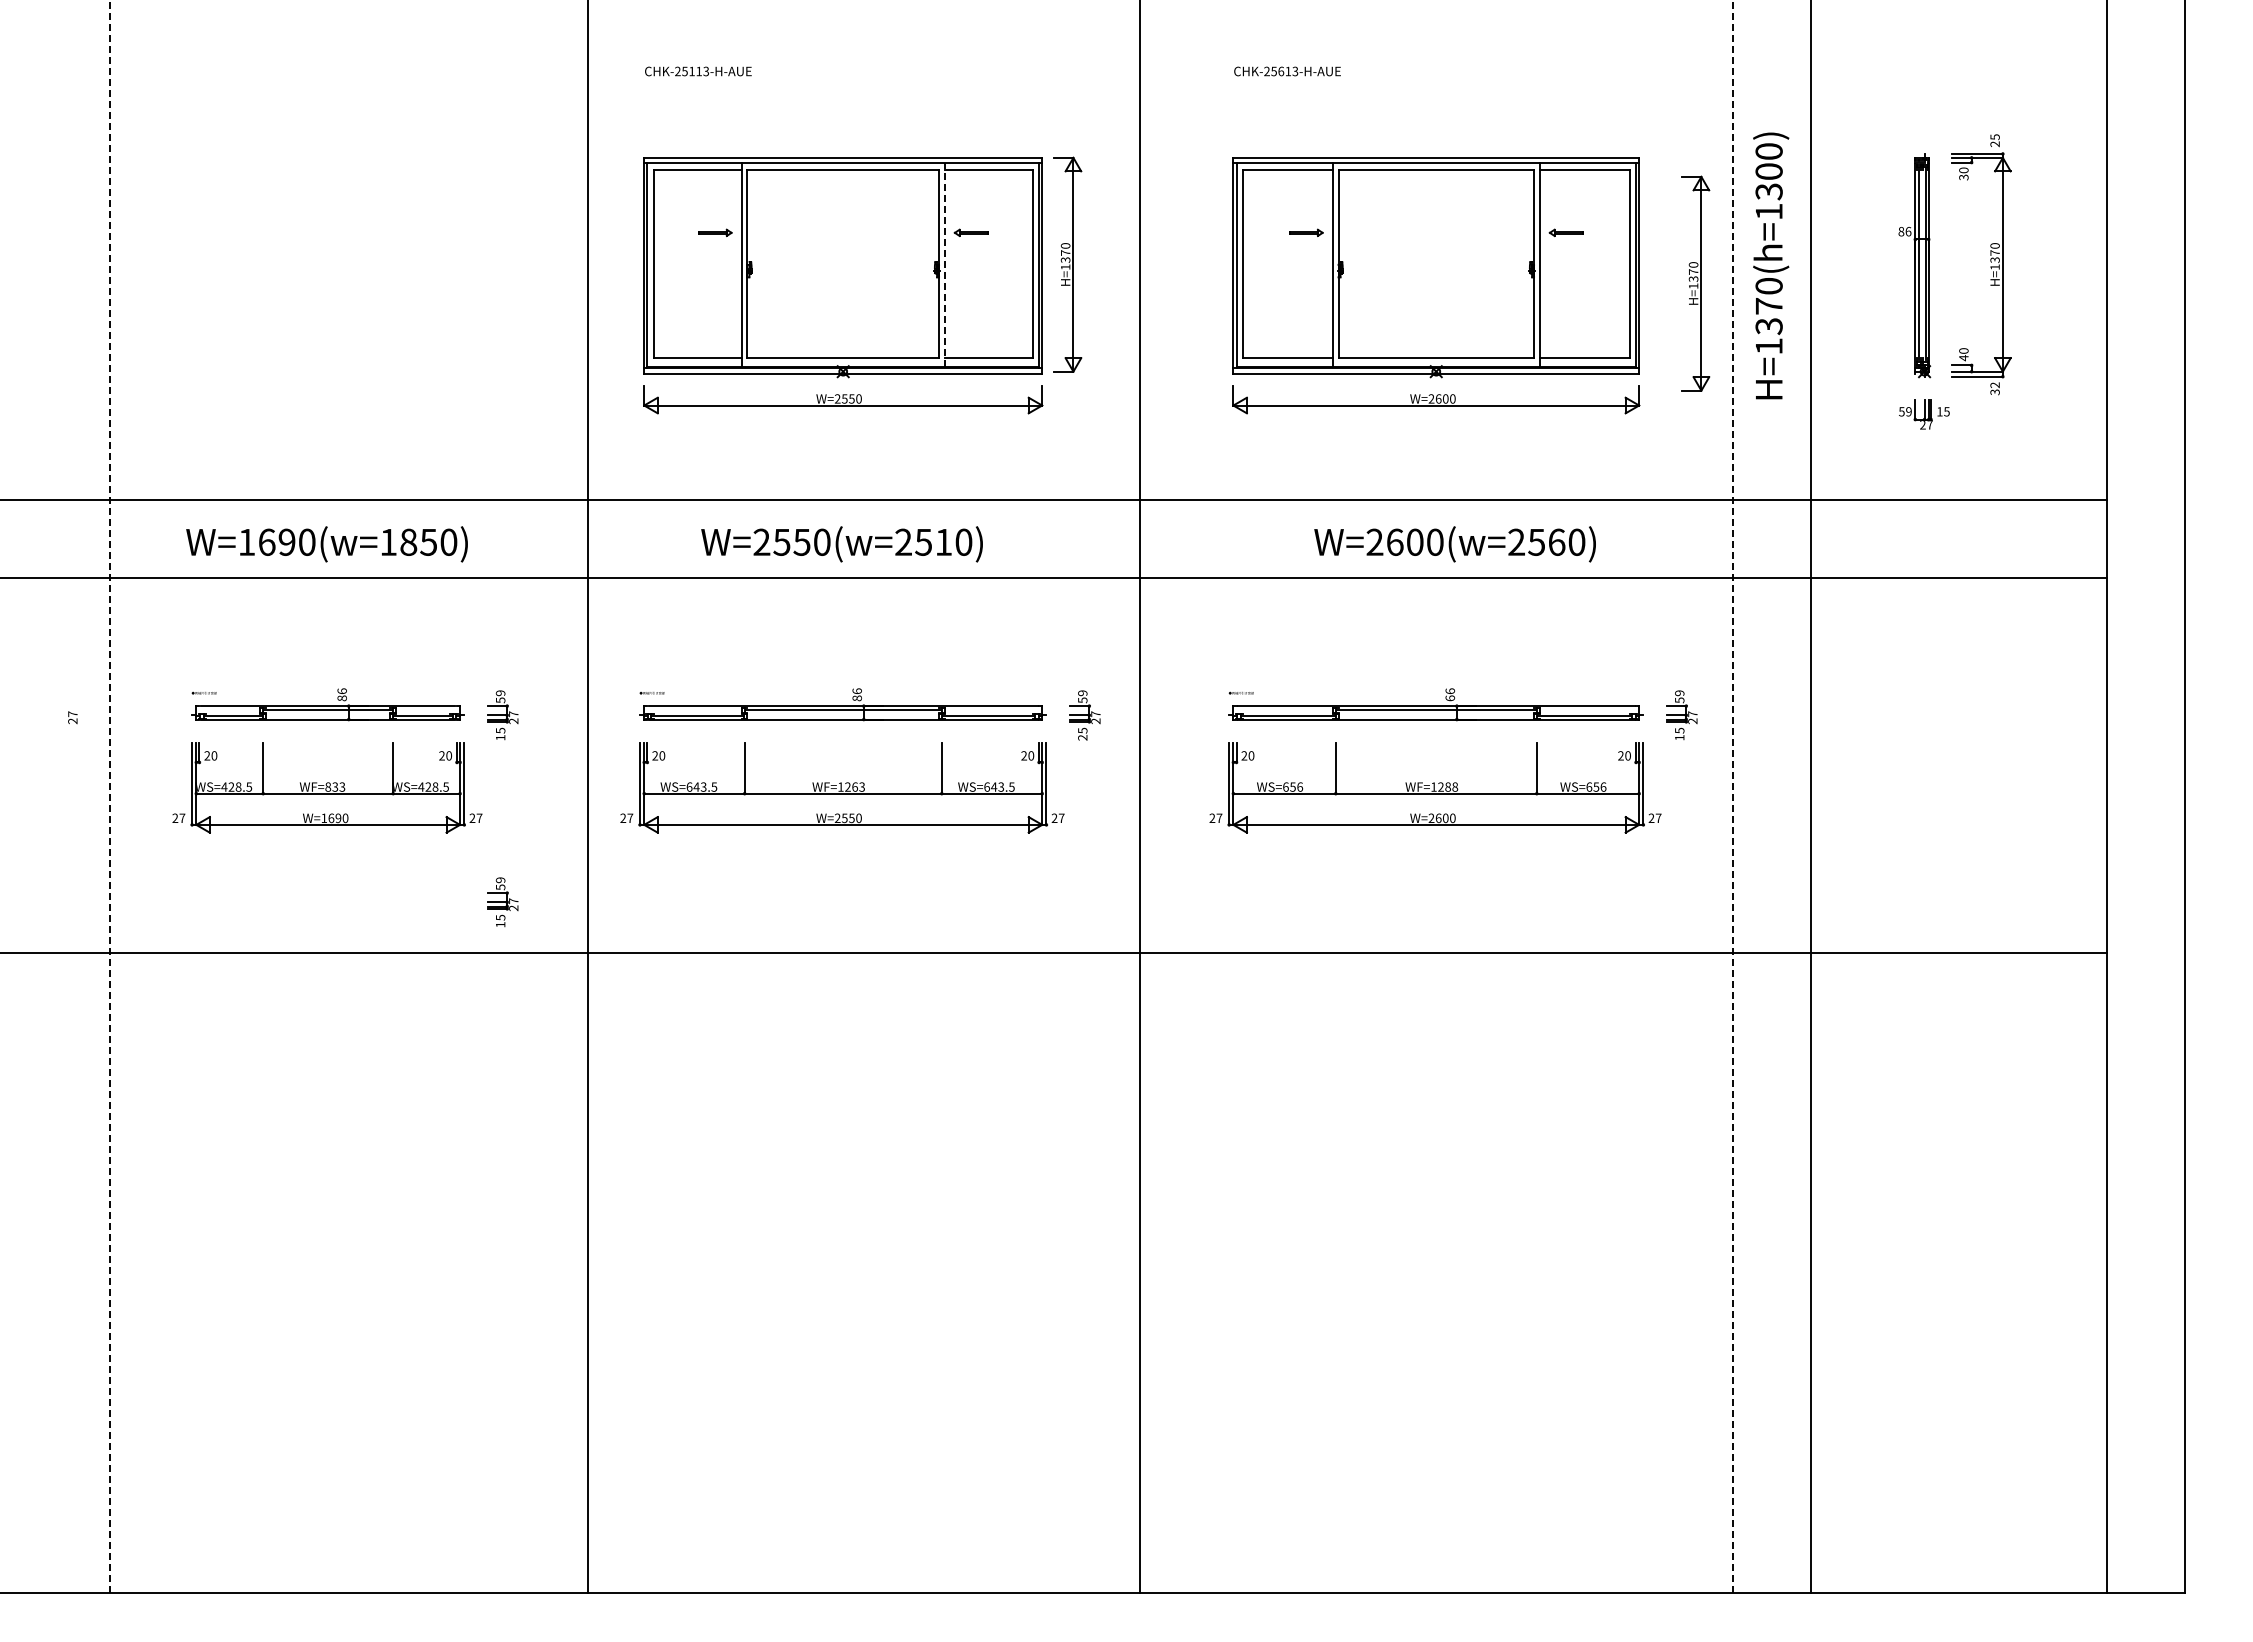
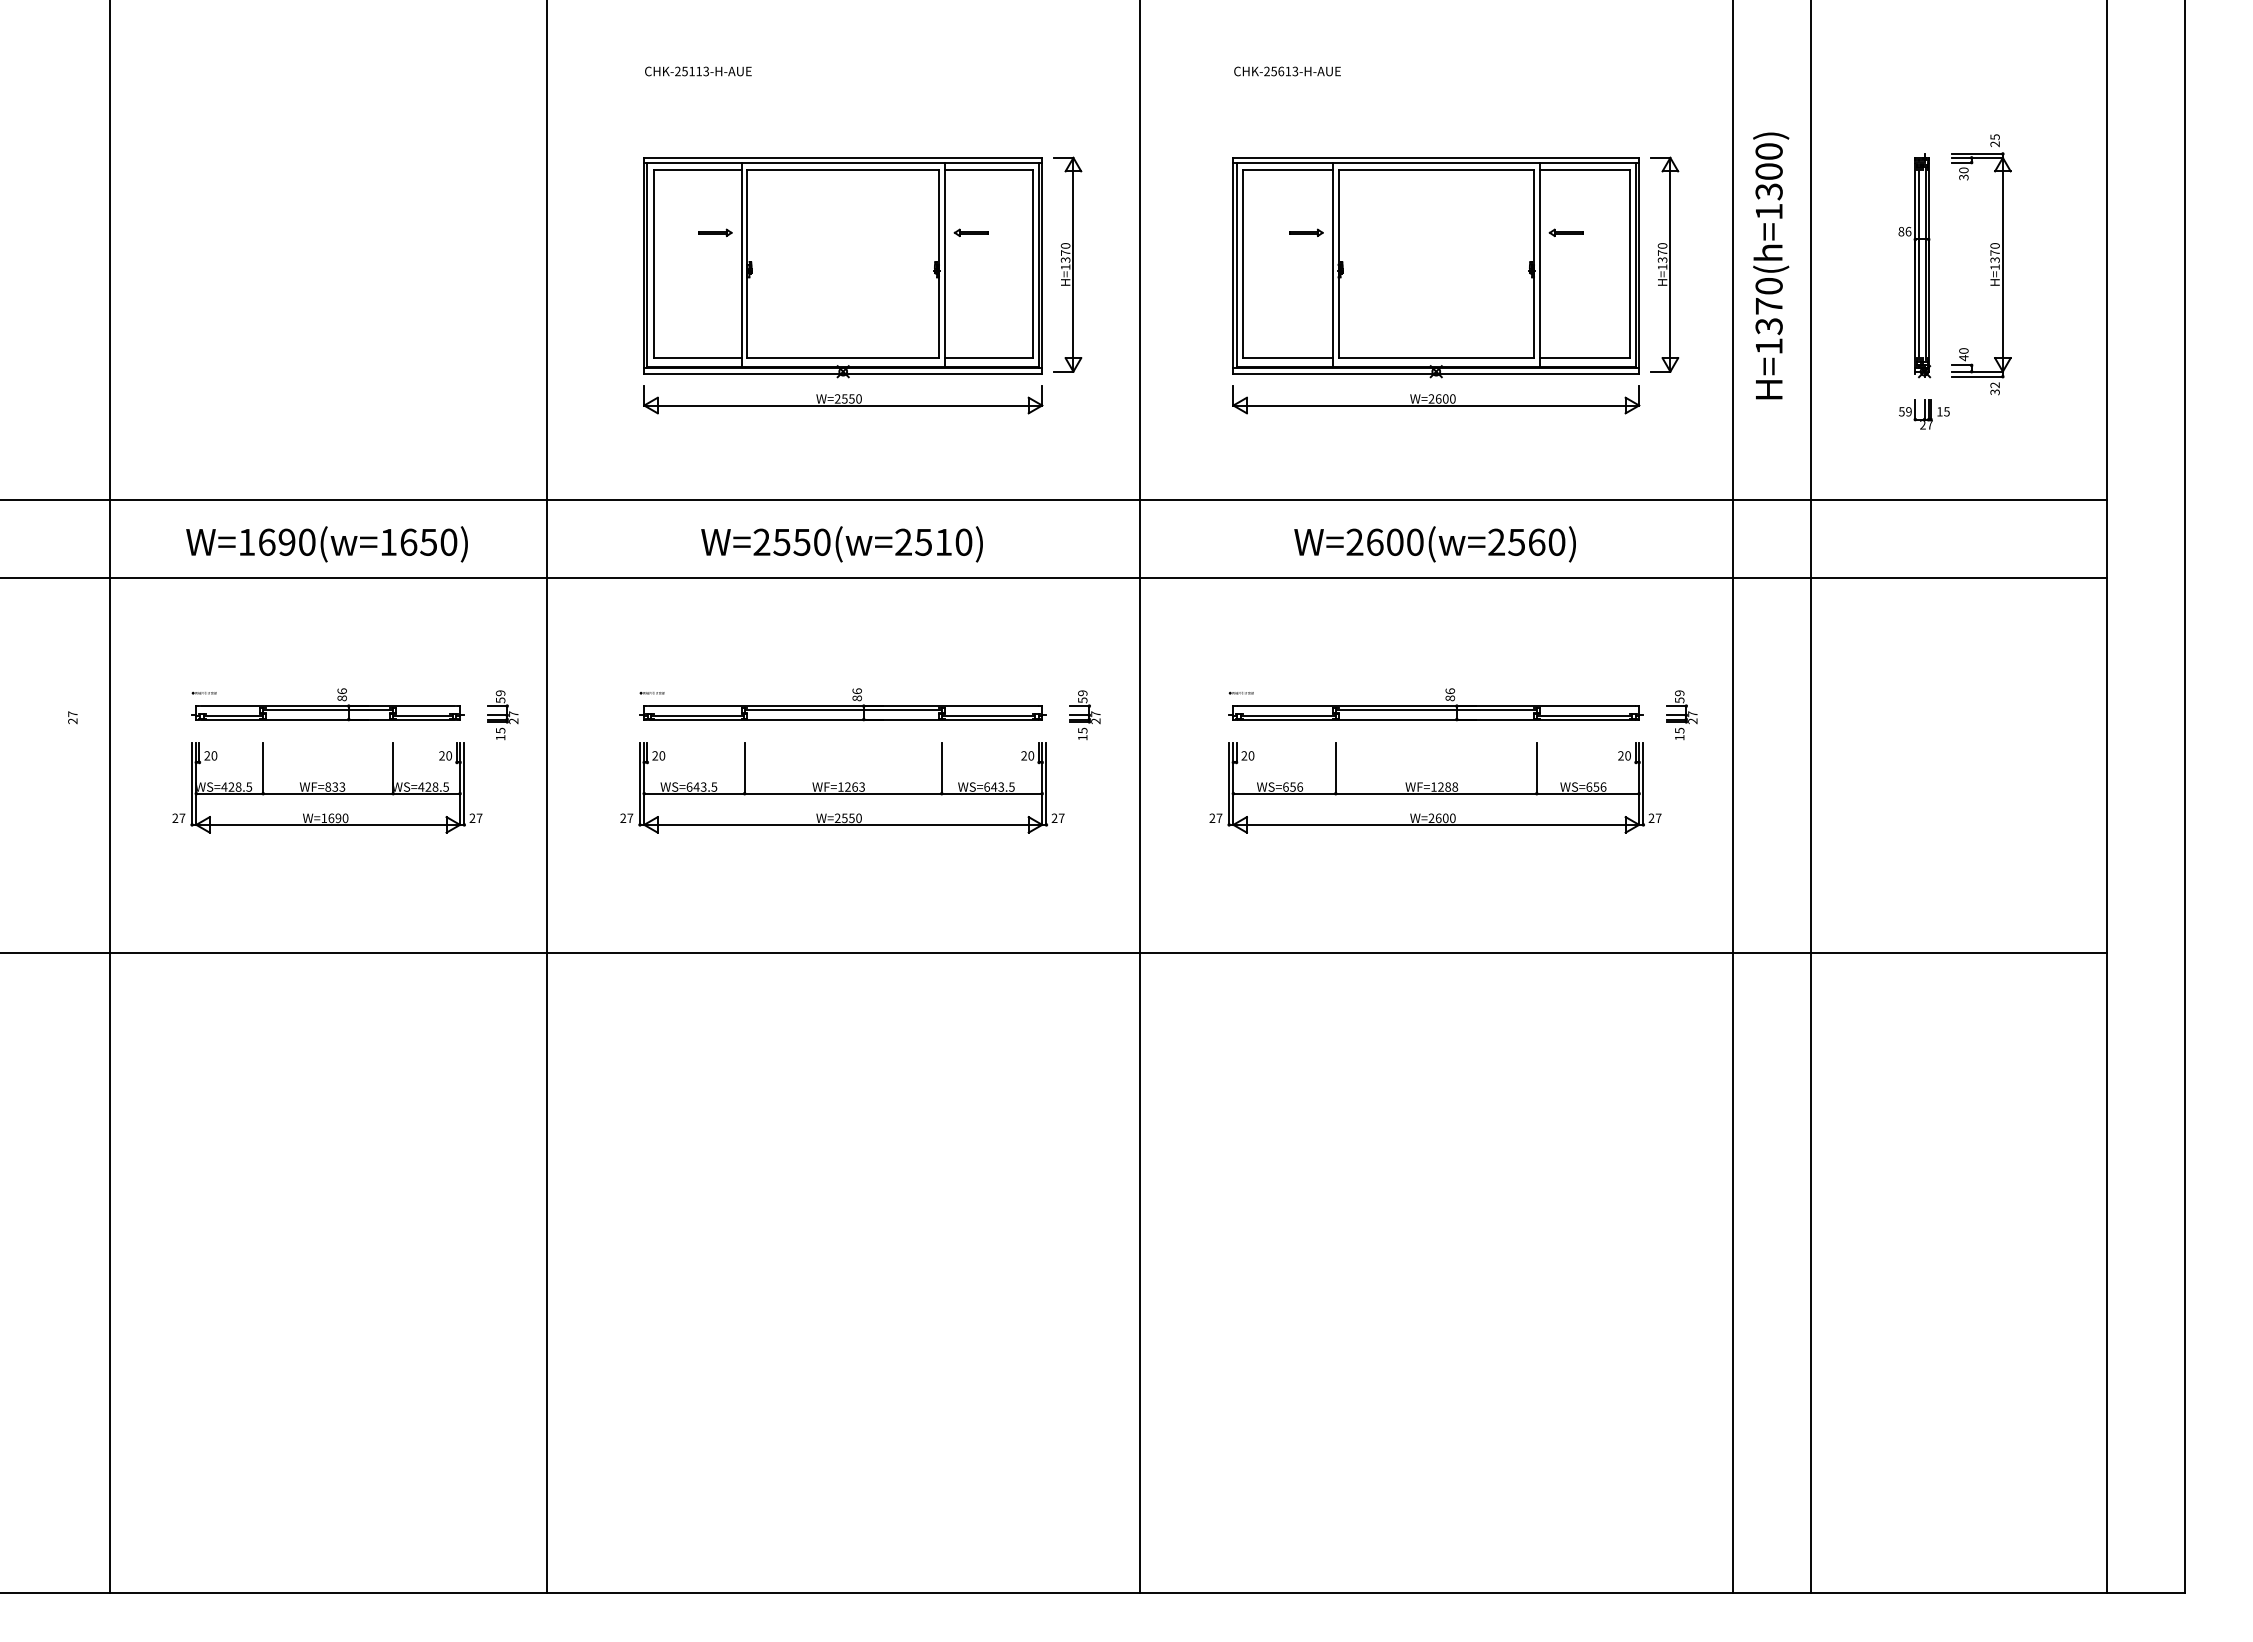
line: dashed -> solid (944, 264)
part position: (1695, 283) -> (1664, 264) (1664, 264)
text: W=1690(w=1850) -> W=1690(w=1650) (408, 541)
text position: (1454, 544) -> (1434, 544) (1434, 544)
text: 66 -> 86 (1449, 698)
text: 25 -> 15 (1082, 737)
line: dashed -> solid (109, 795)
line: dashed -> solid (1732, 795)
line position: (587, 797) -> (546, 797) (546, 797)
part: present -> none (502, 902)
